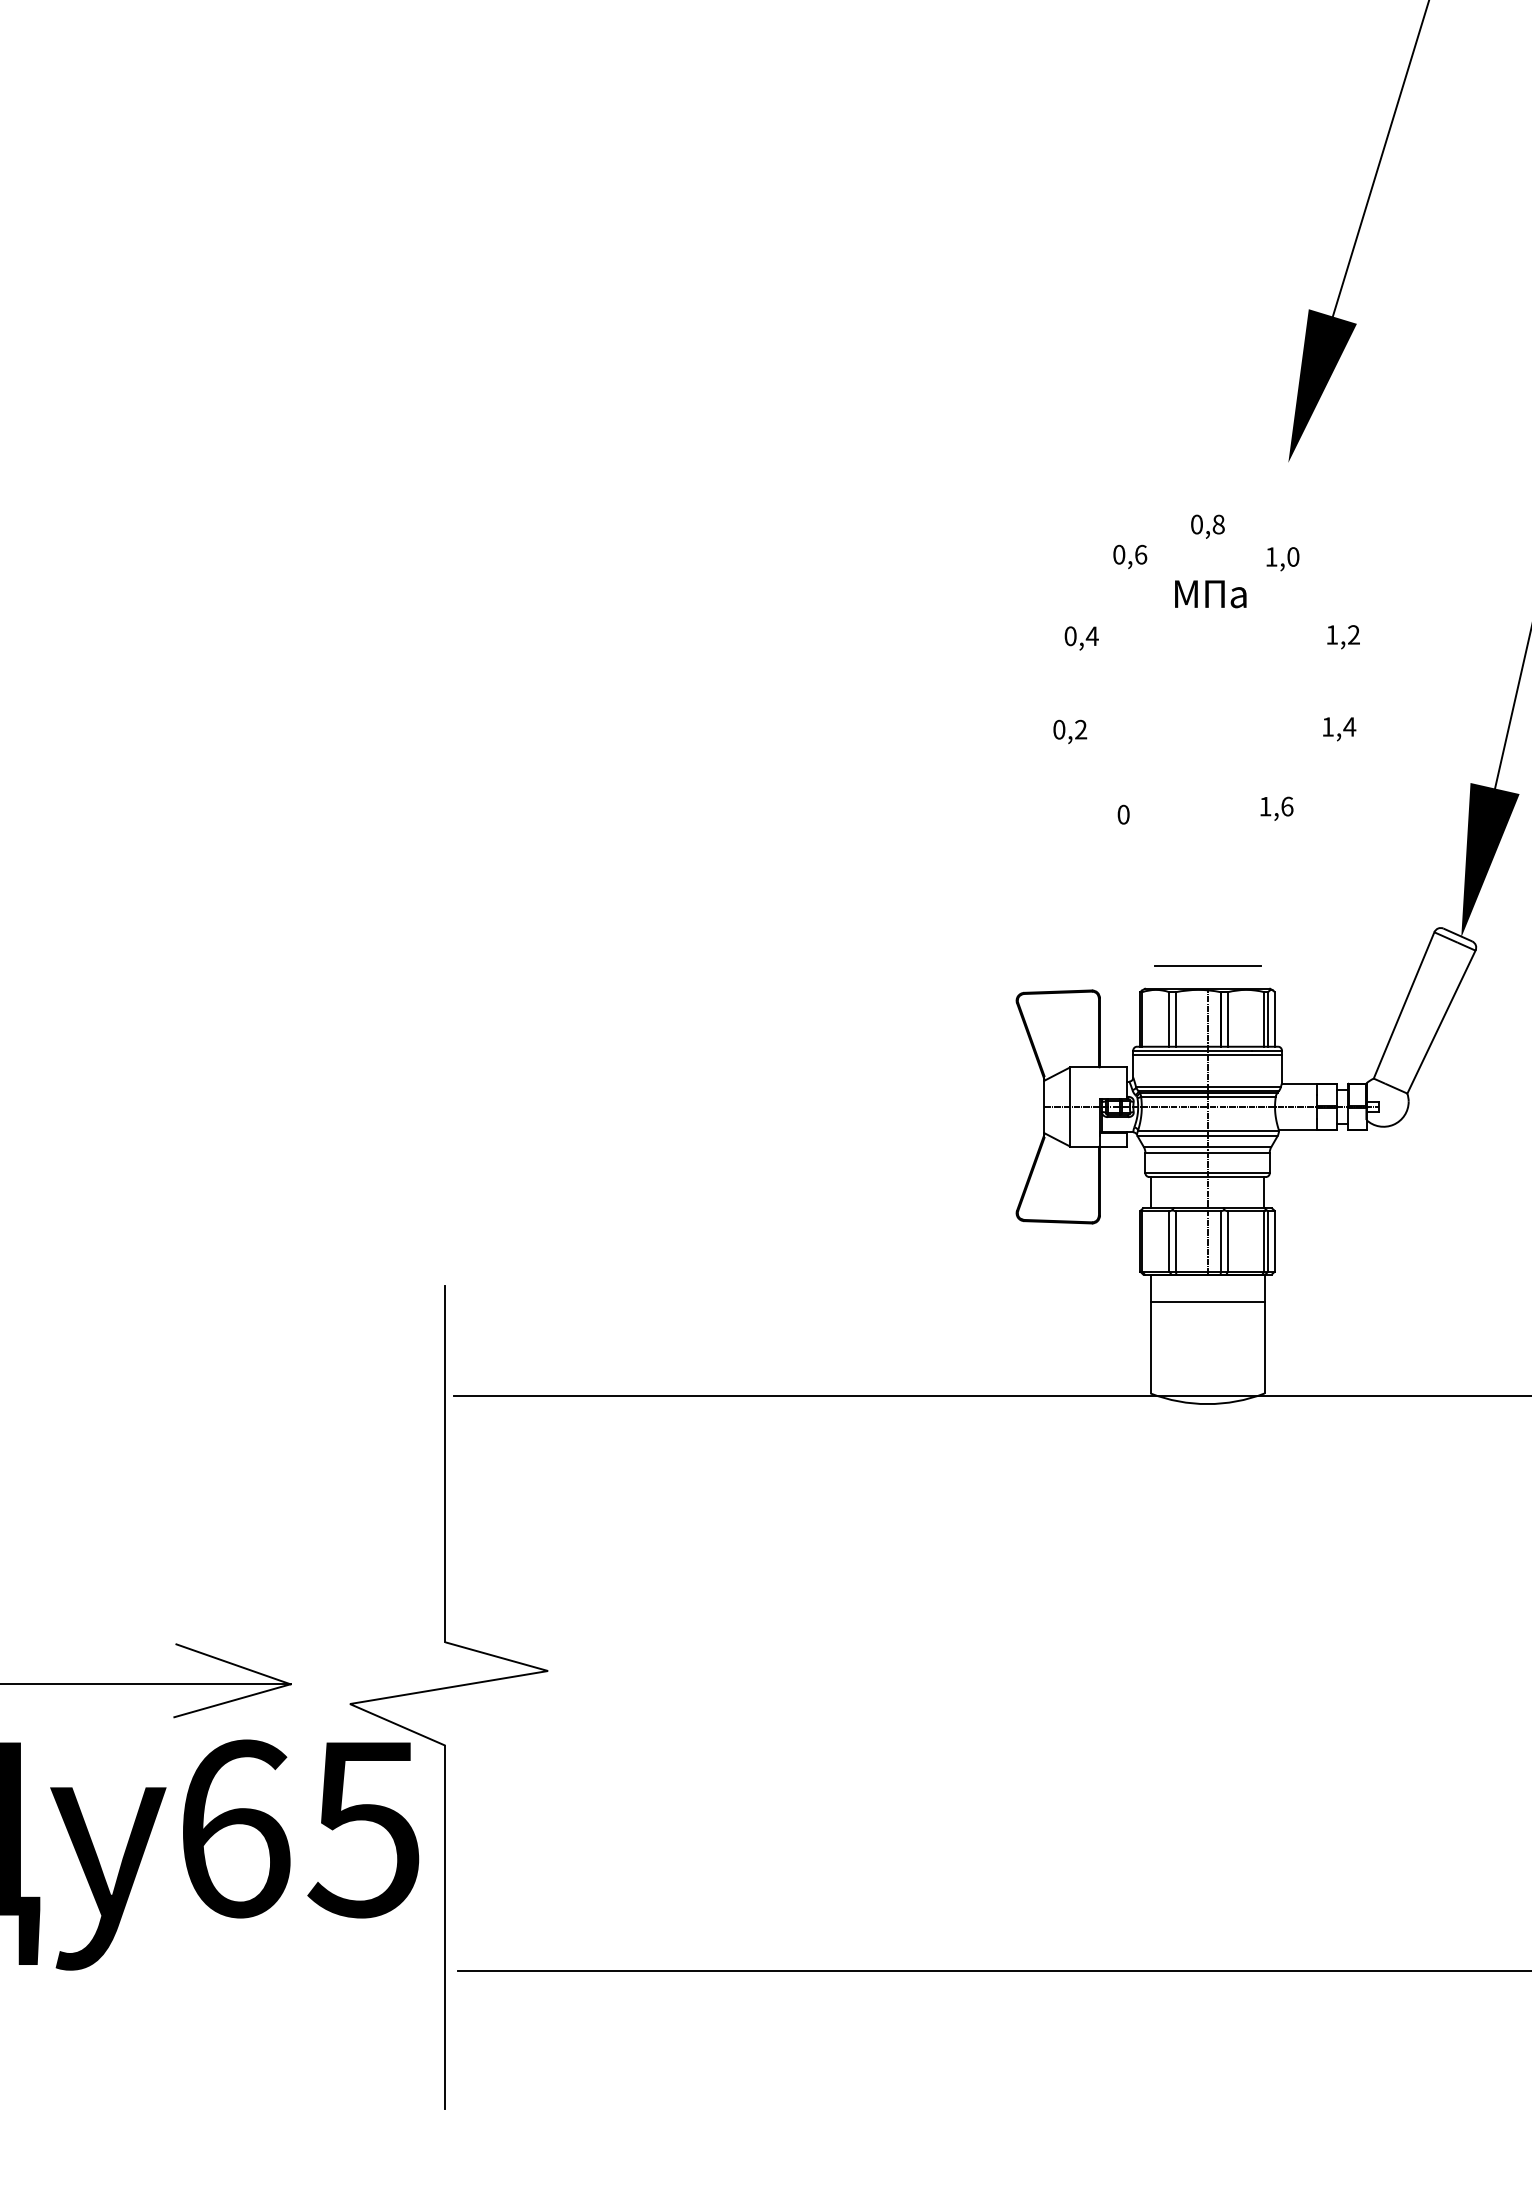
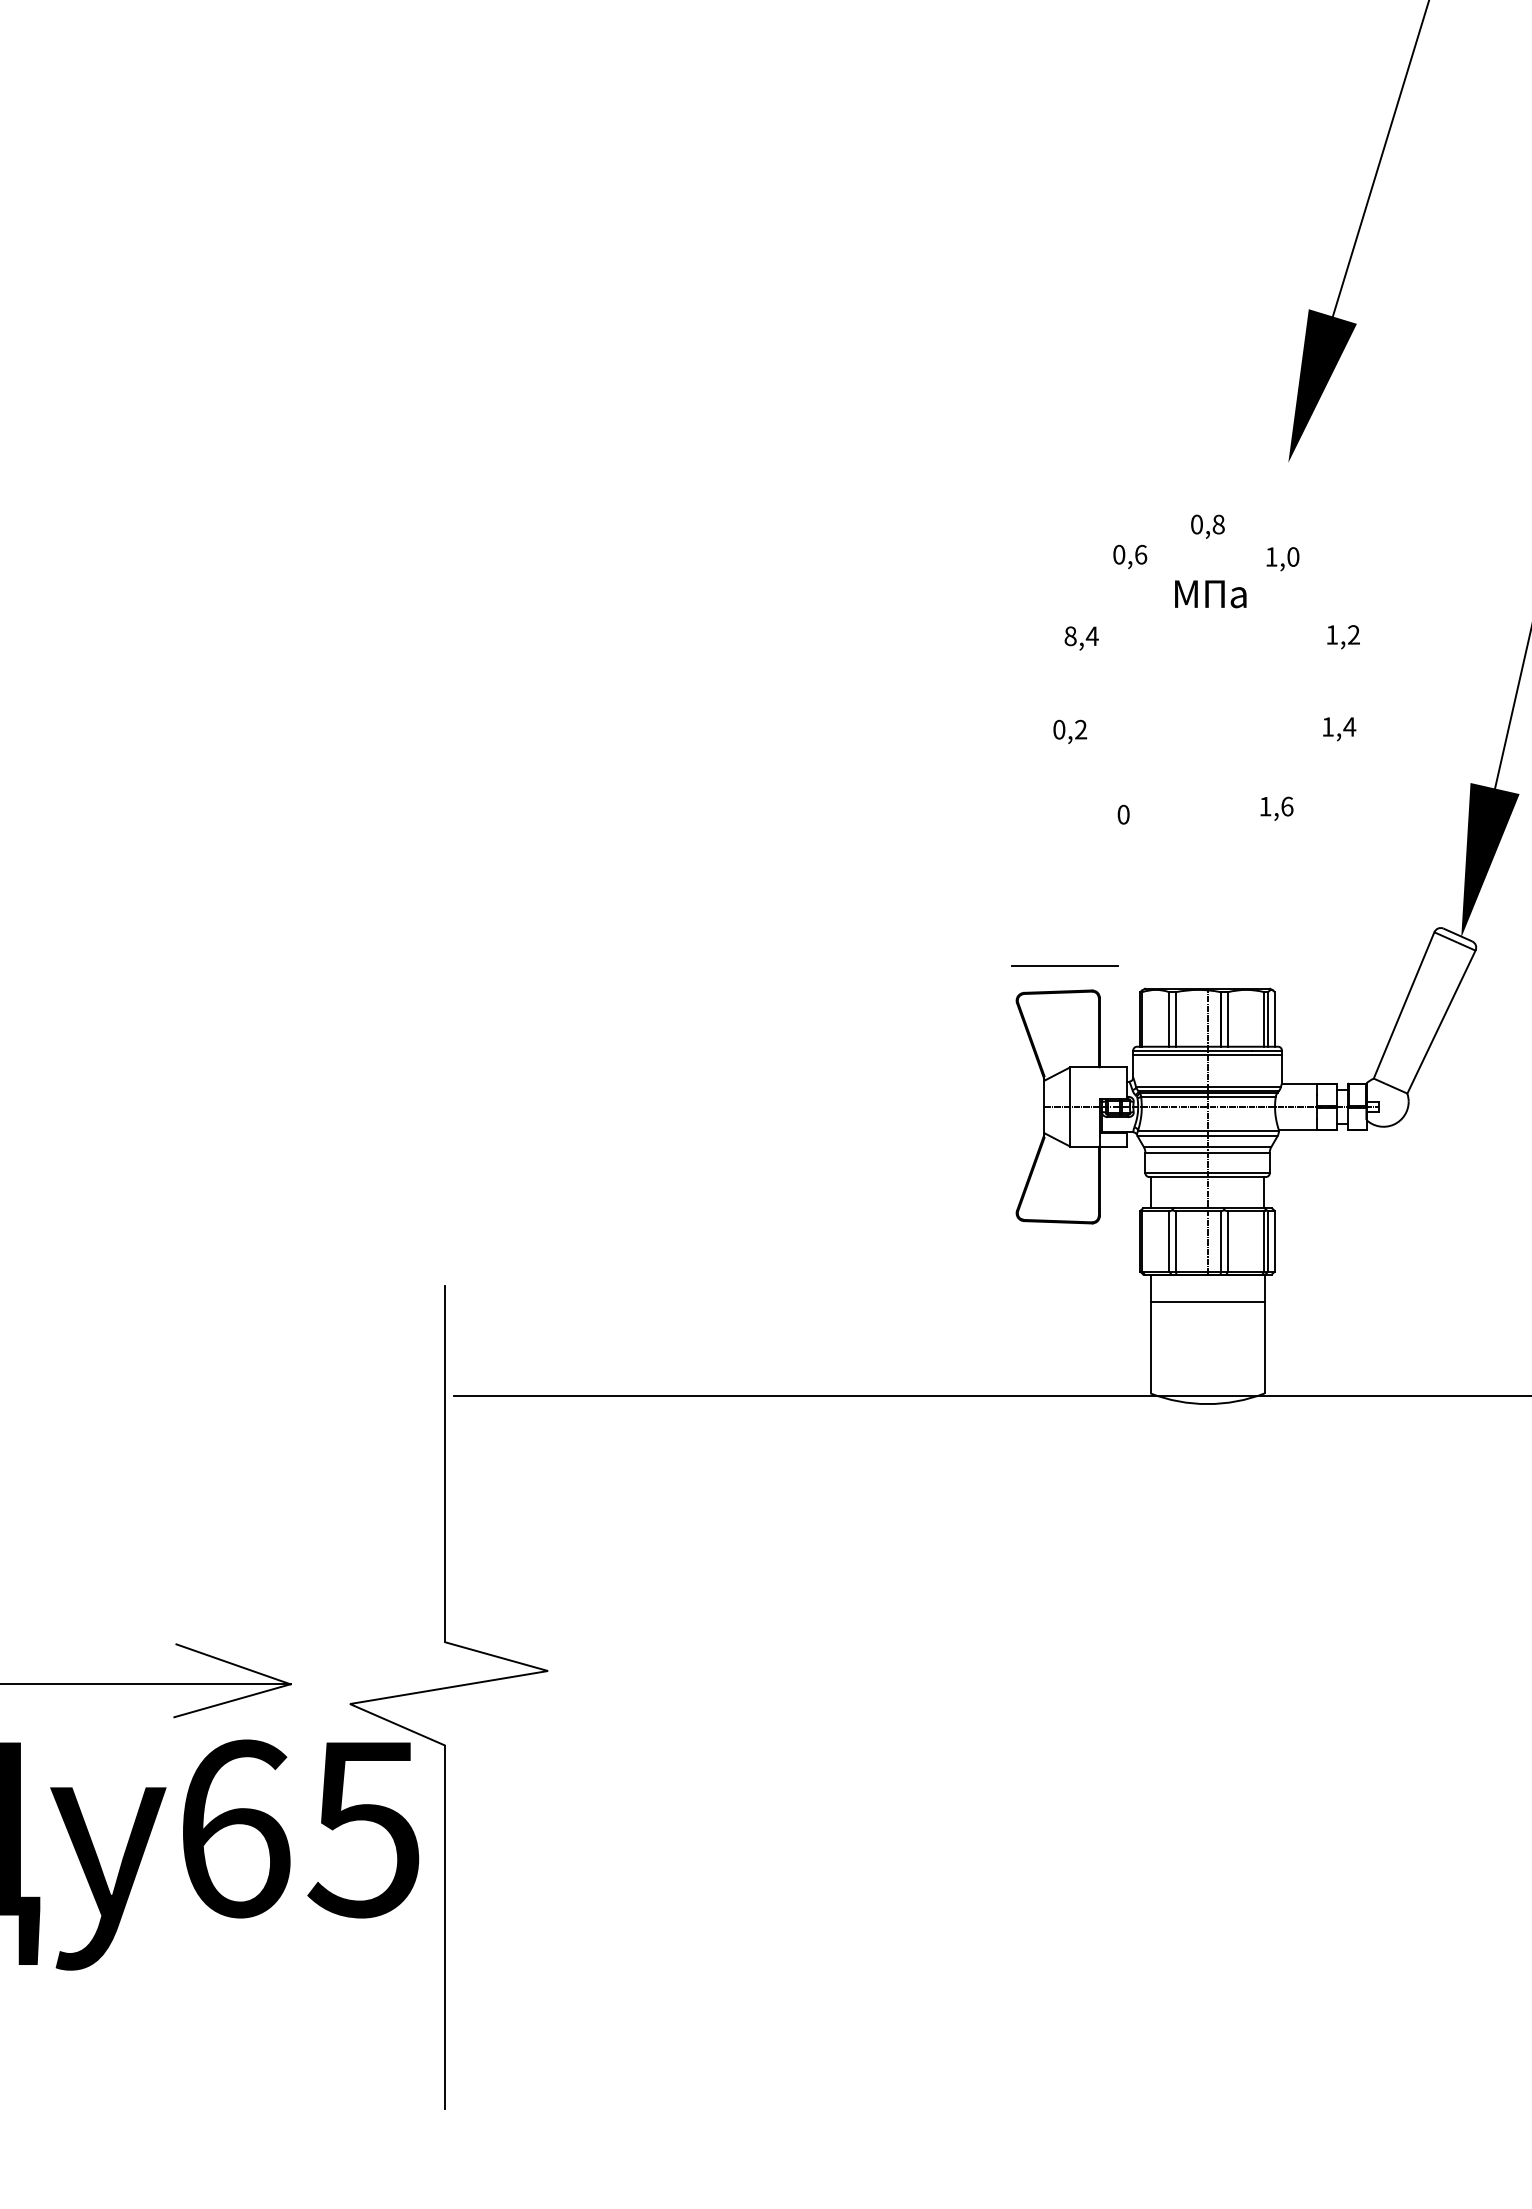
text: 0,4 -> 8,4 (1070, 636)
line position: (1207, 965) -> (1064, 965) (1064, 965)
line: present -> none (993, 1970)
